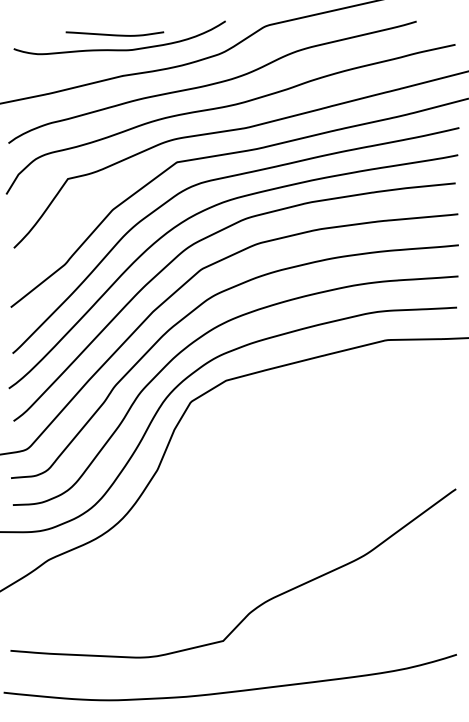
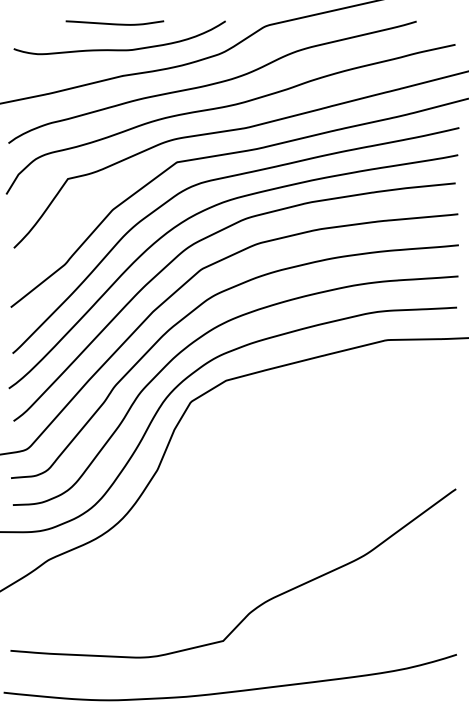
curve position: (114, 34) -> (114, 23) (114, 23)
